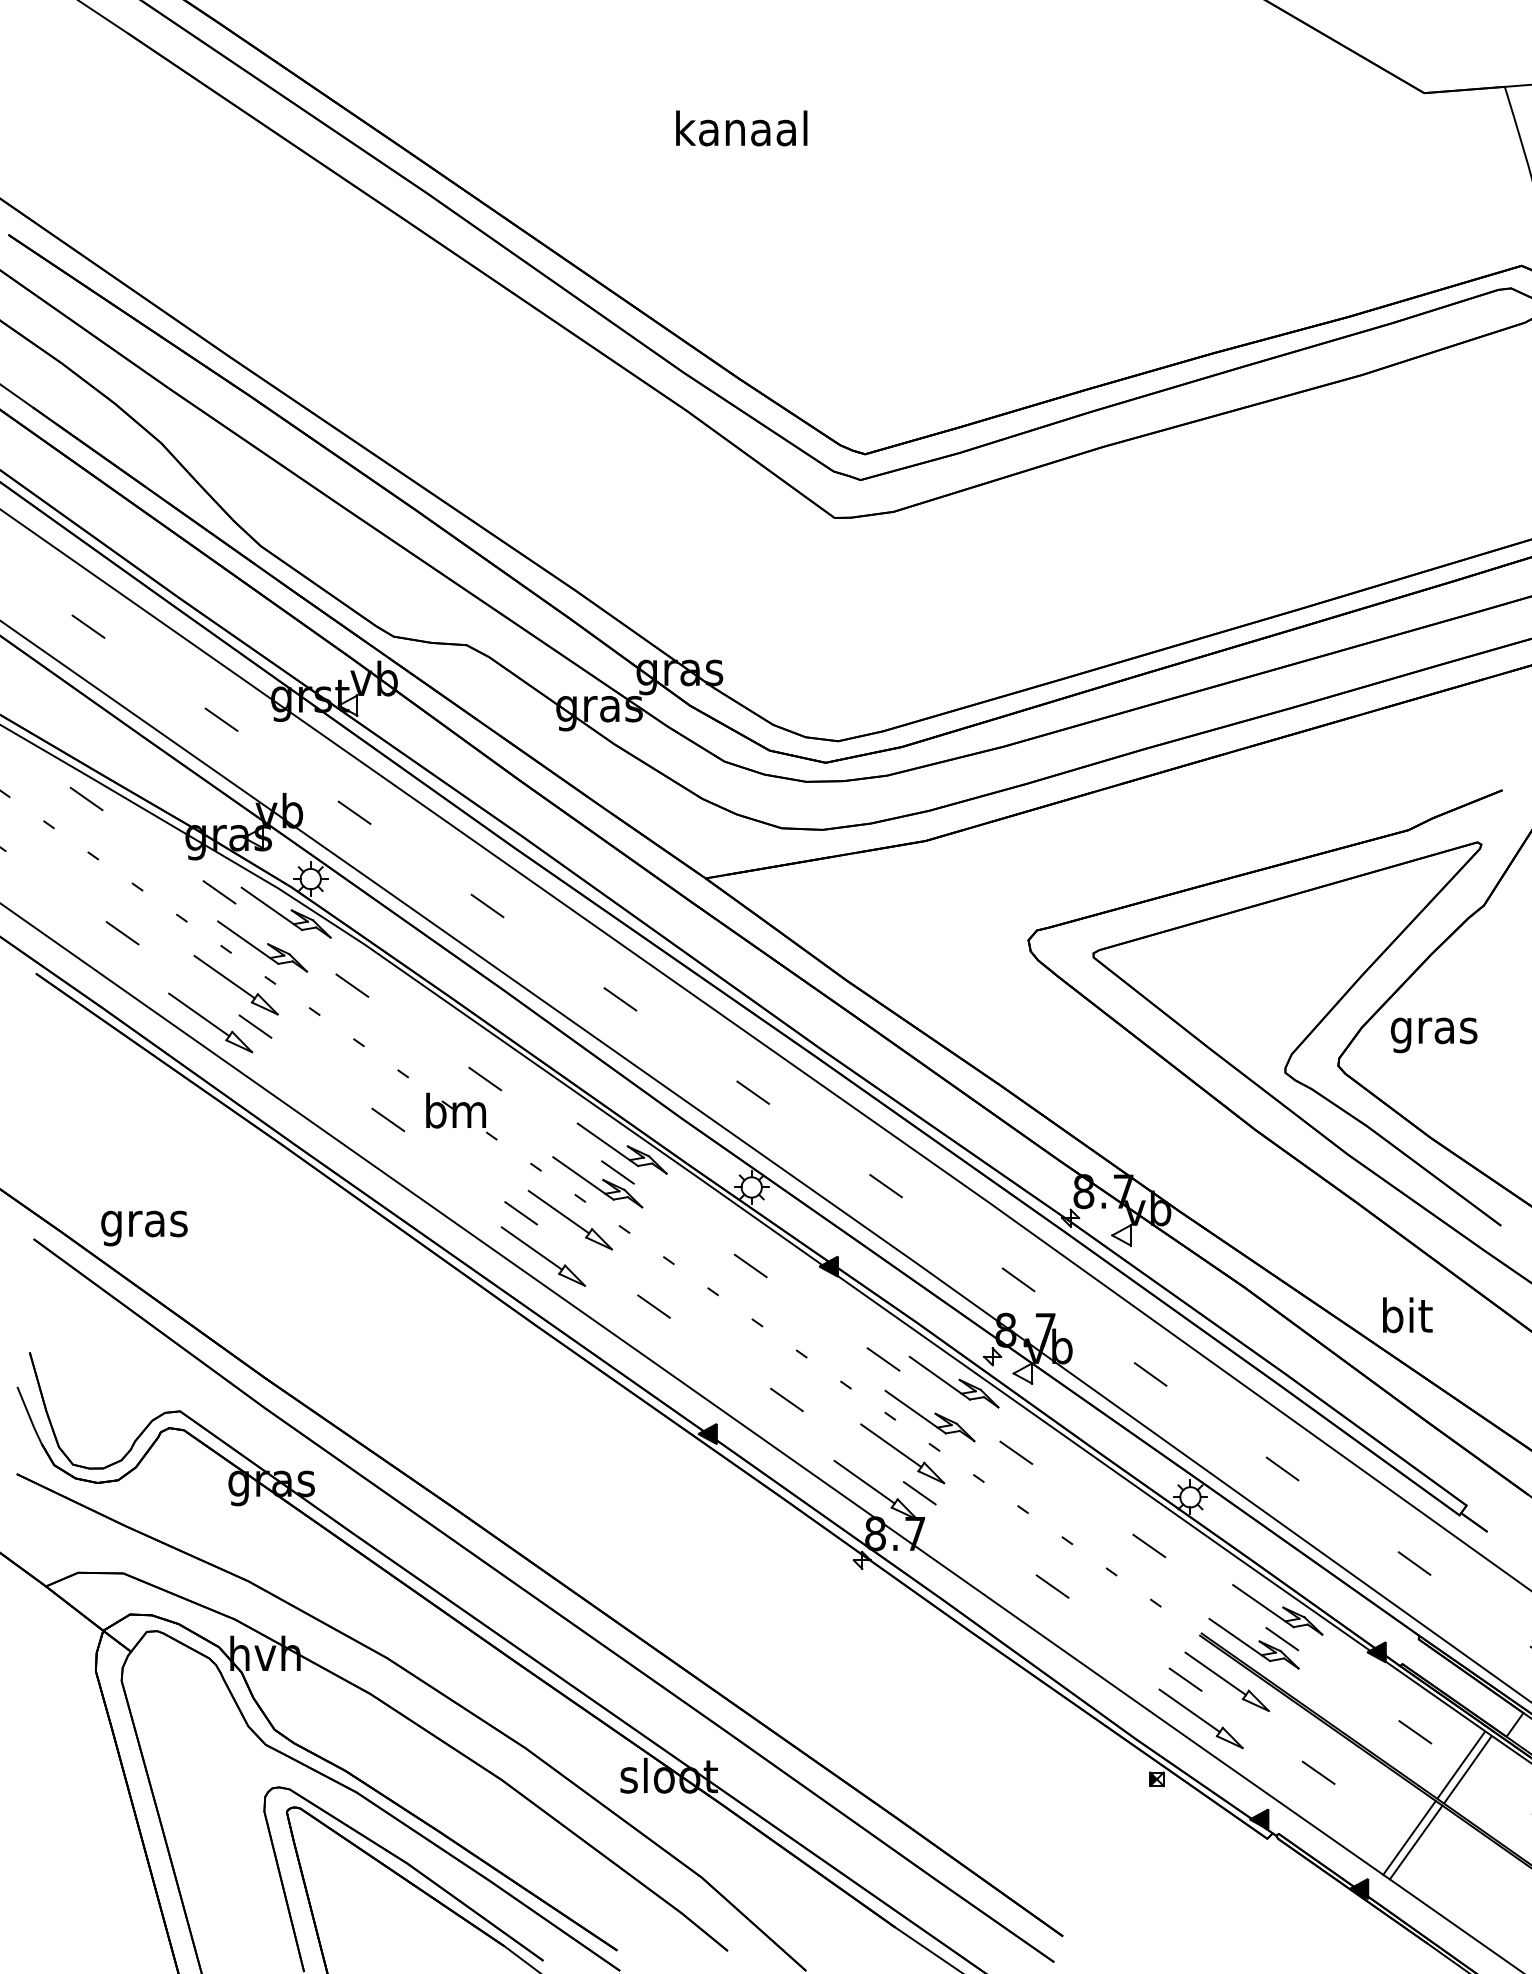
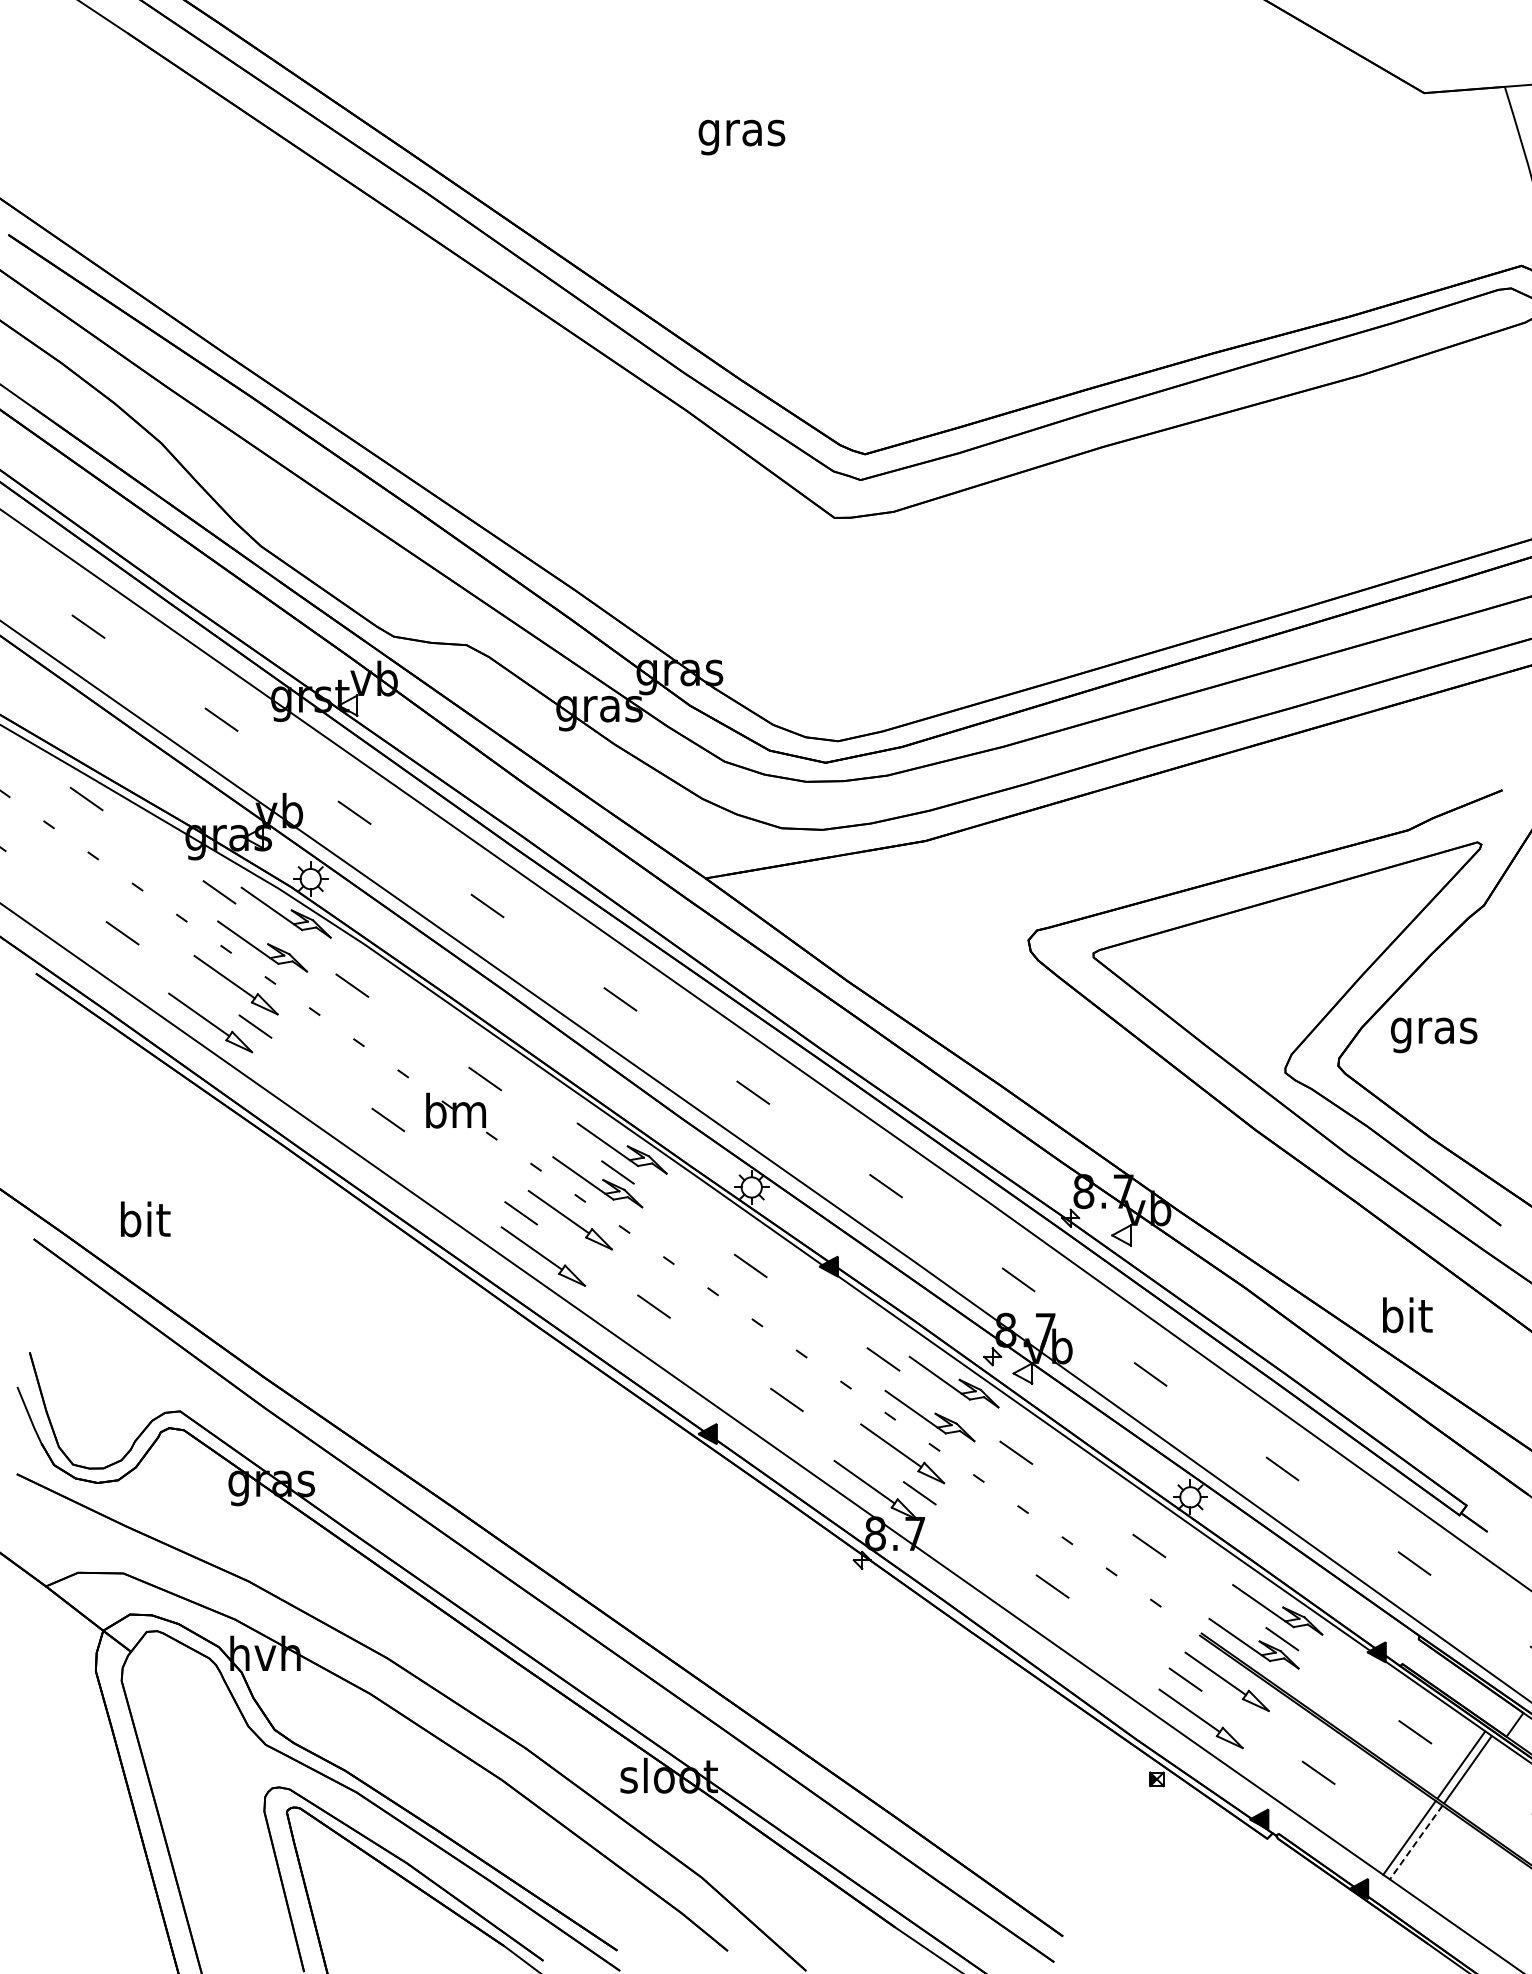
text: kanaal -> gras (741, 132)
text: gras -> bit (144, 1223)
line: solid -> dashed (1415, 1842)
